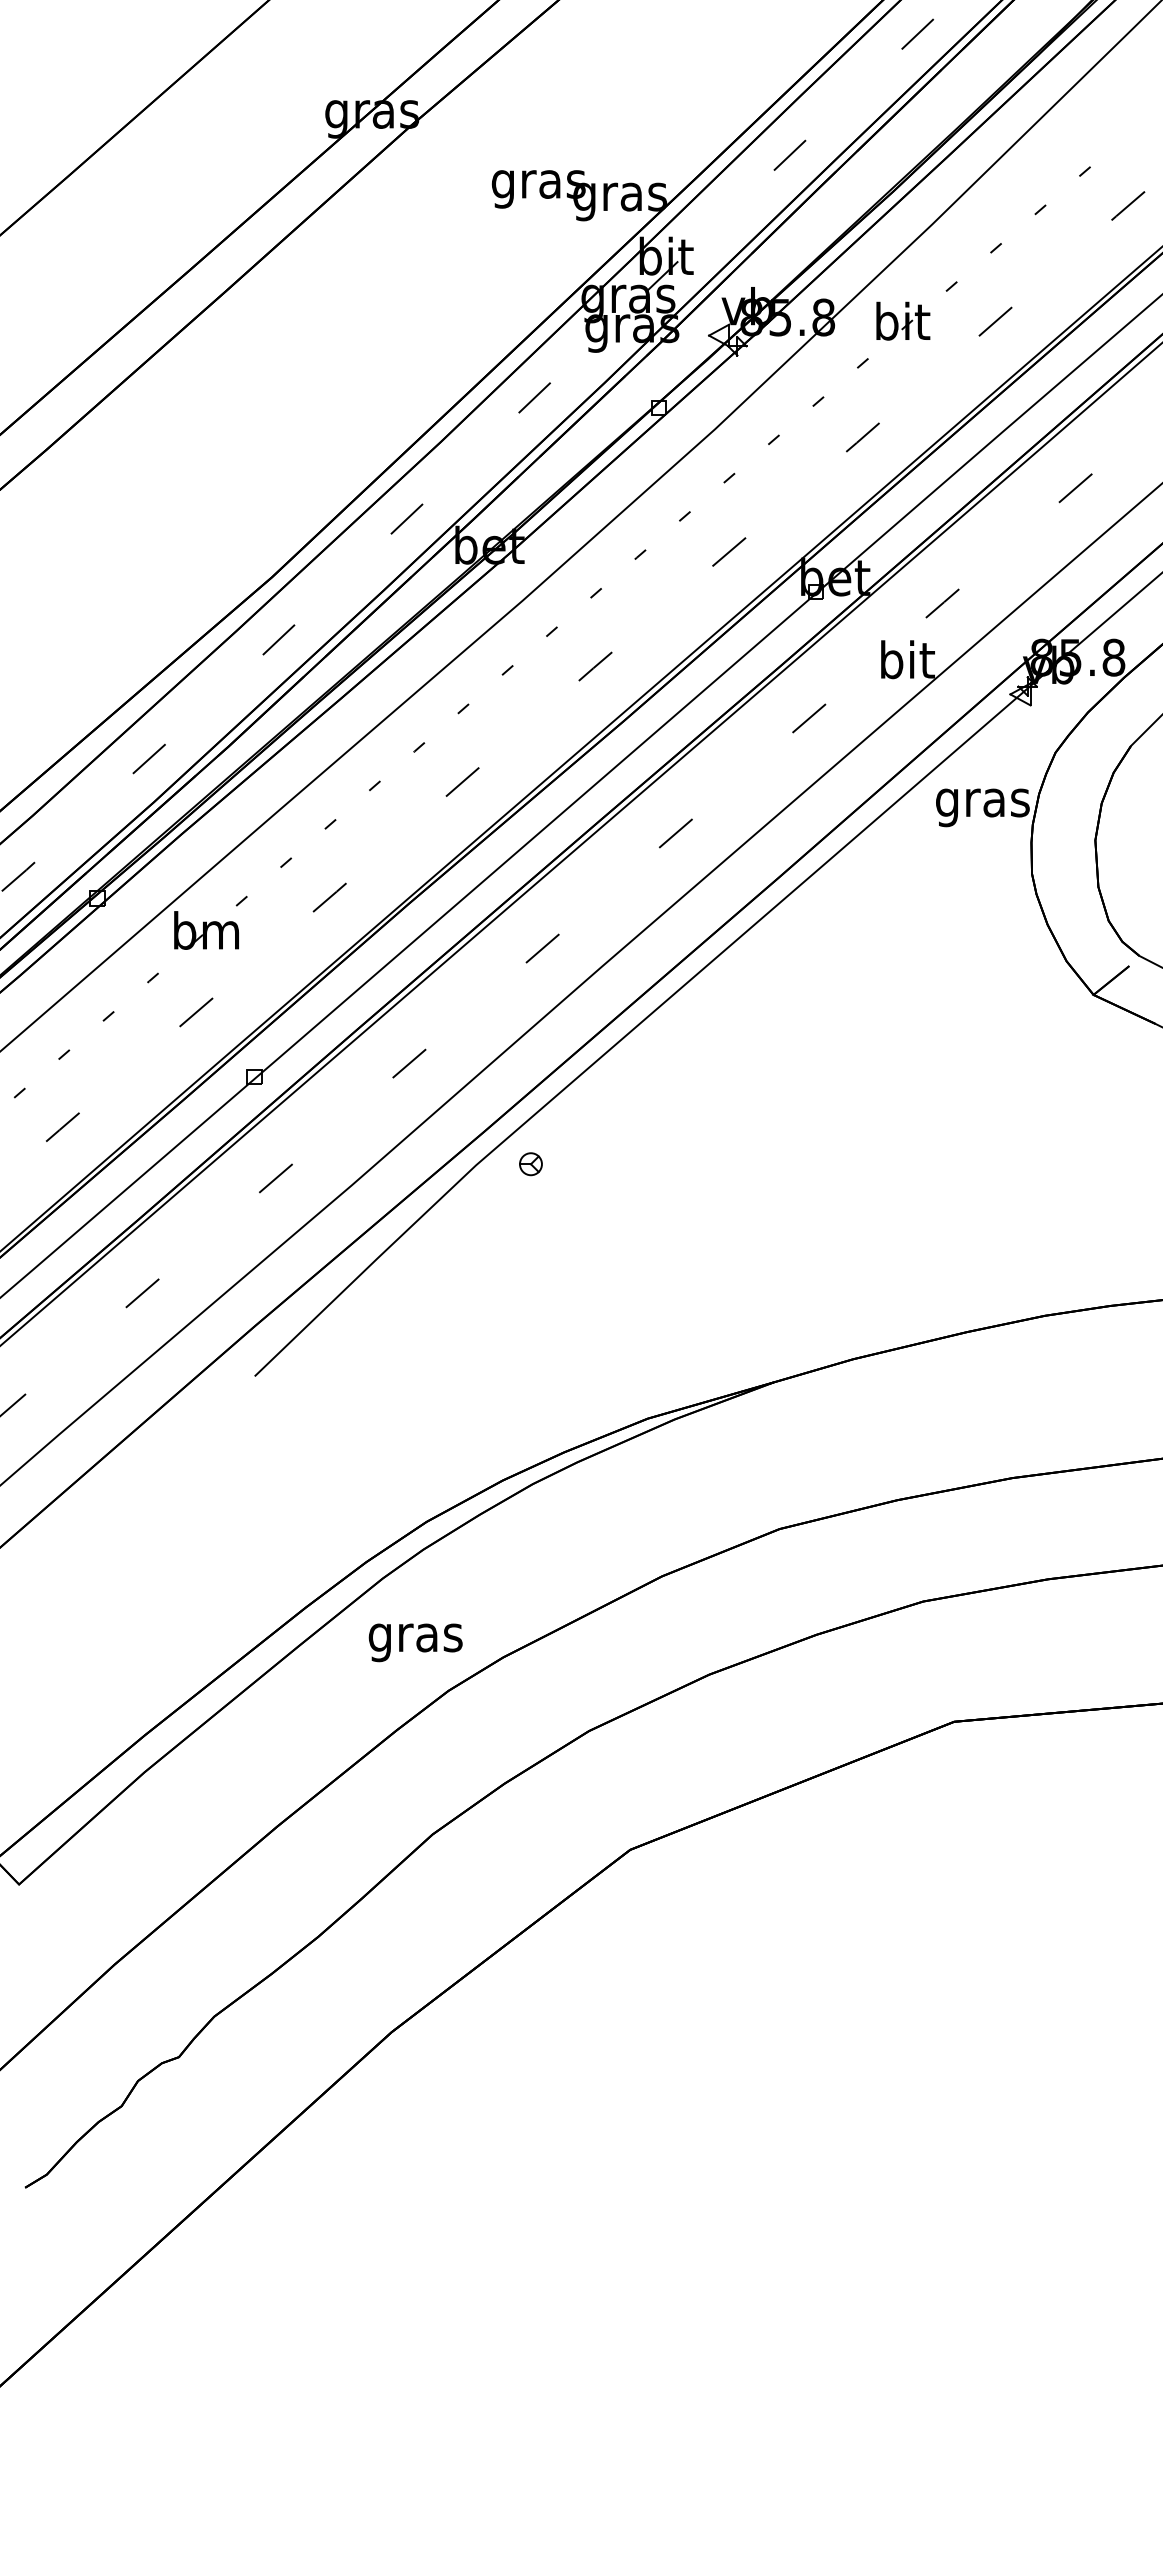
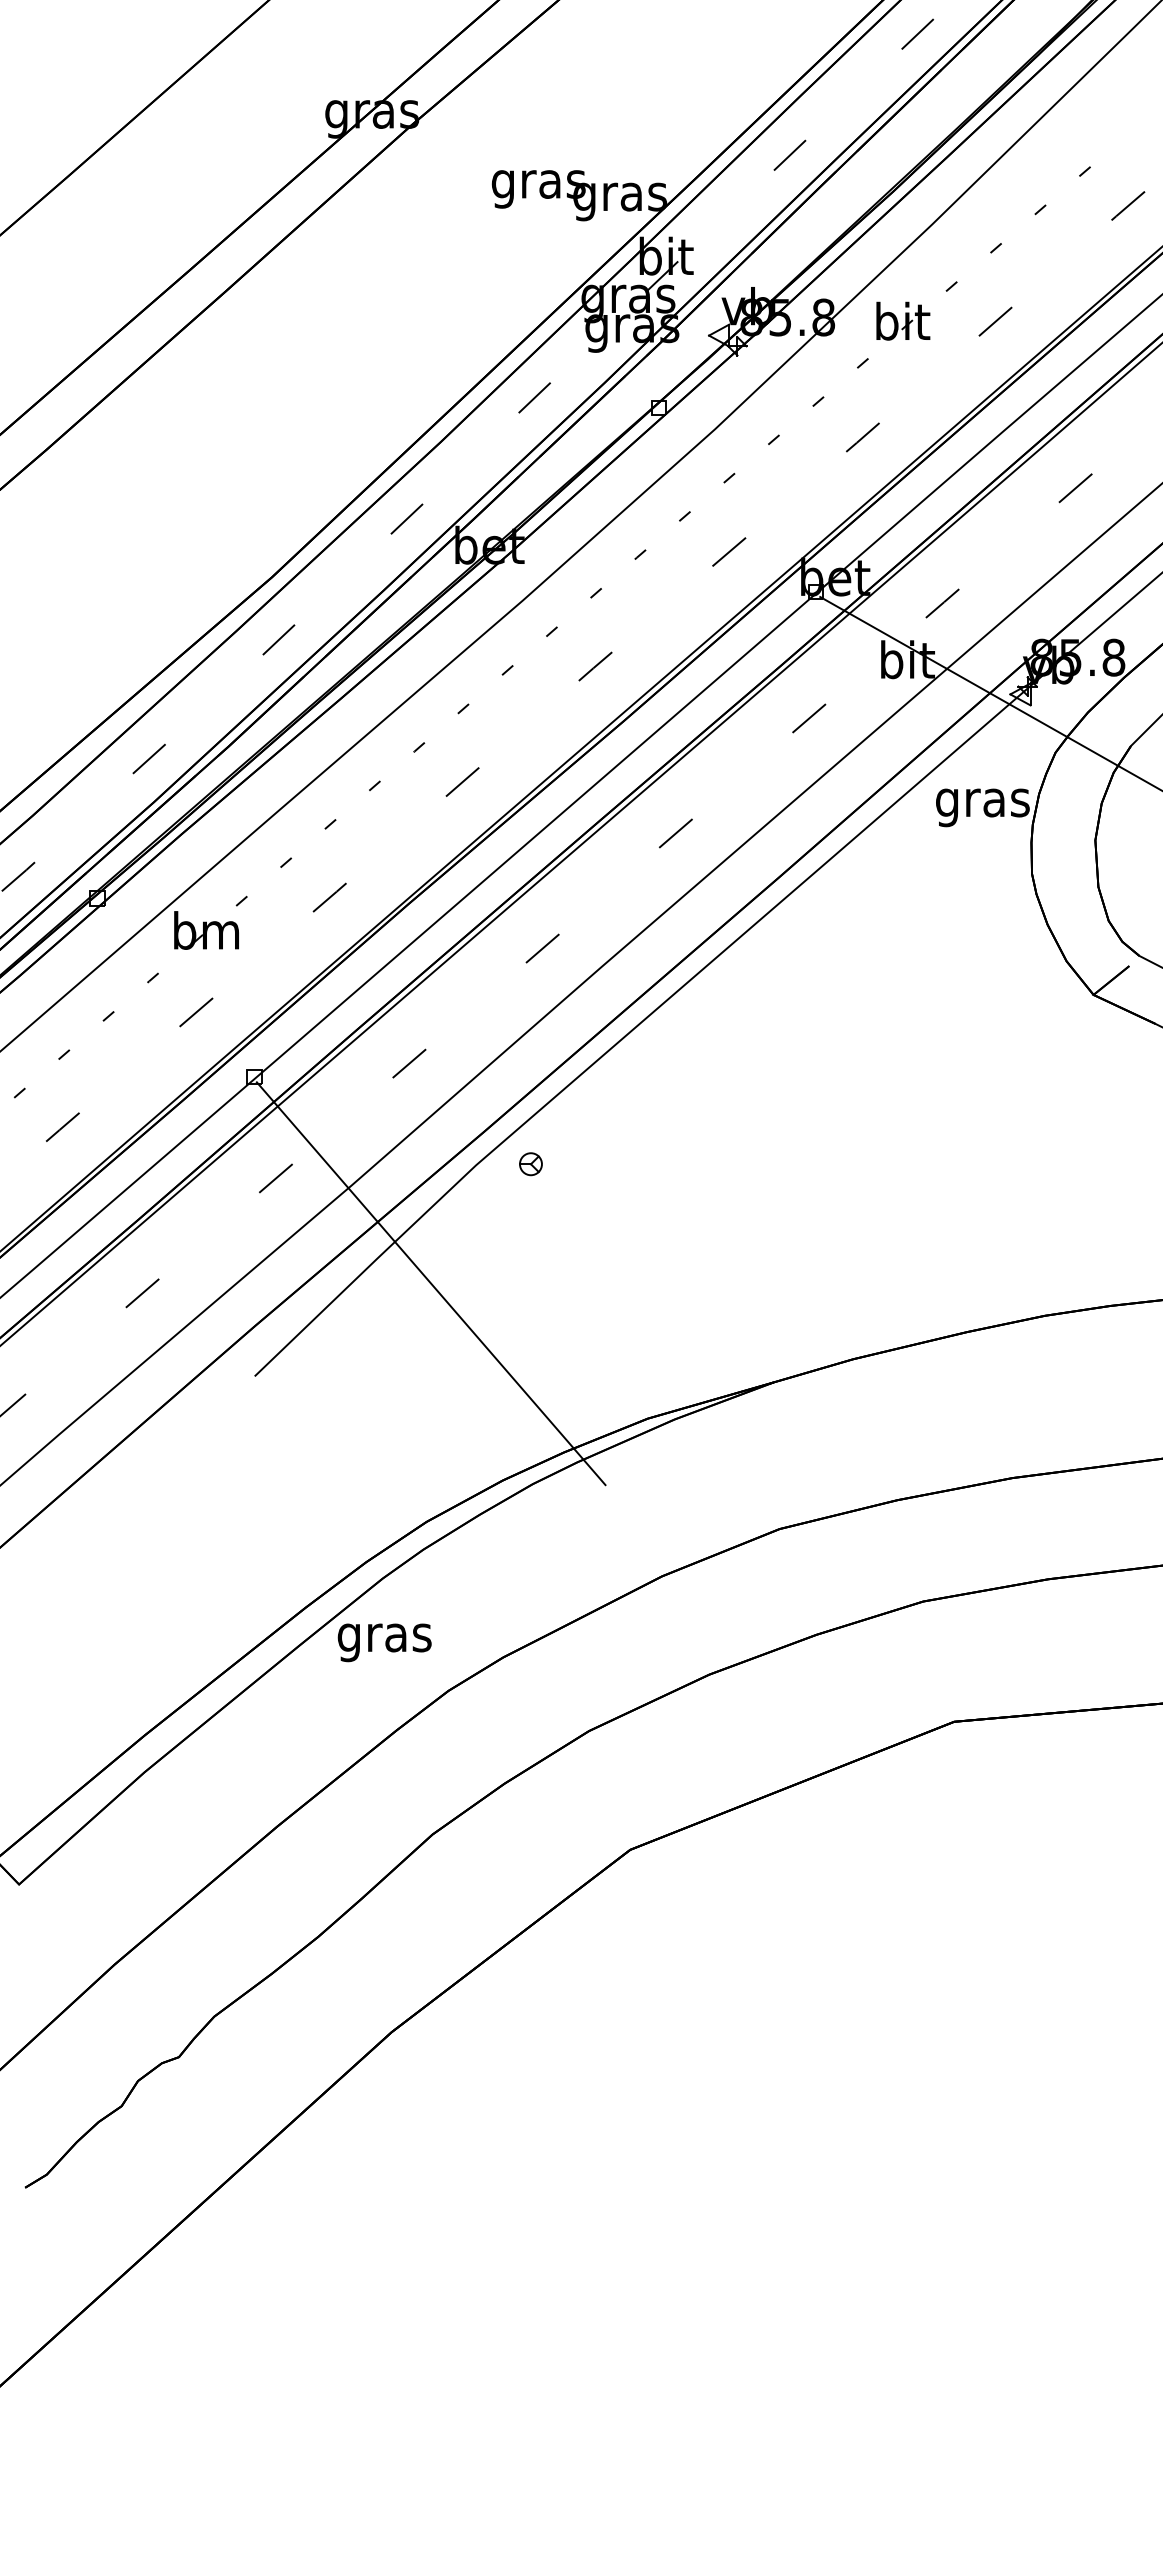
line: none -> present (989, 692)
line: none -> present (430, 1283)
text position: (415, 1642) -> (384, 1642) (384, 1642)
